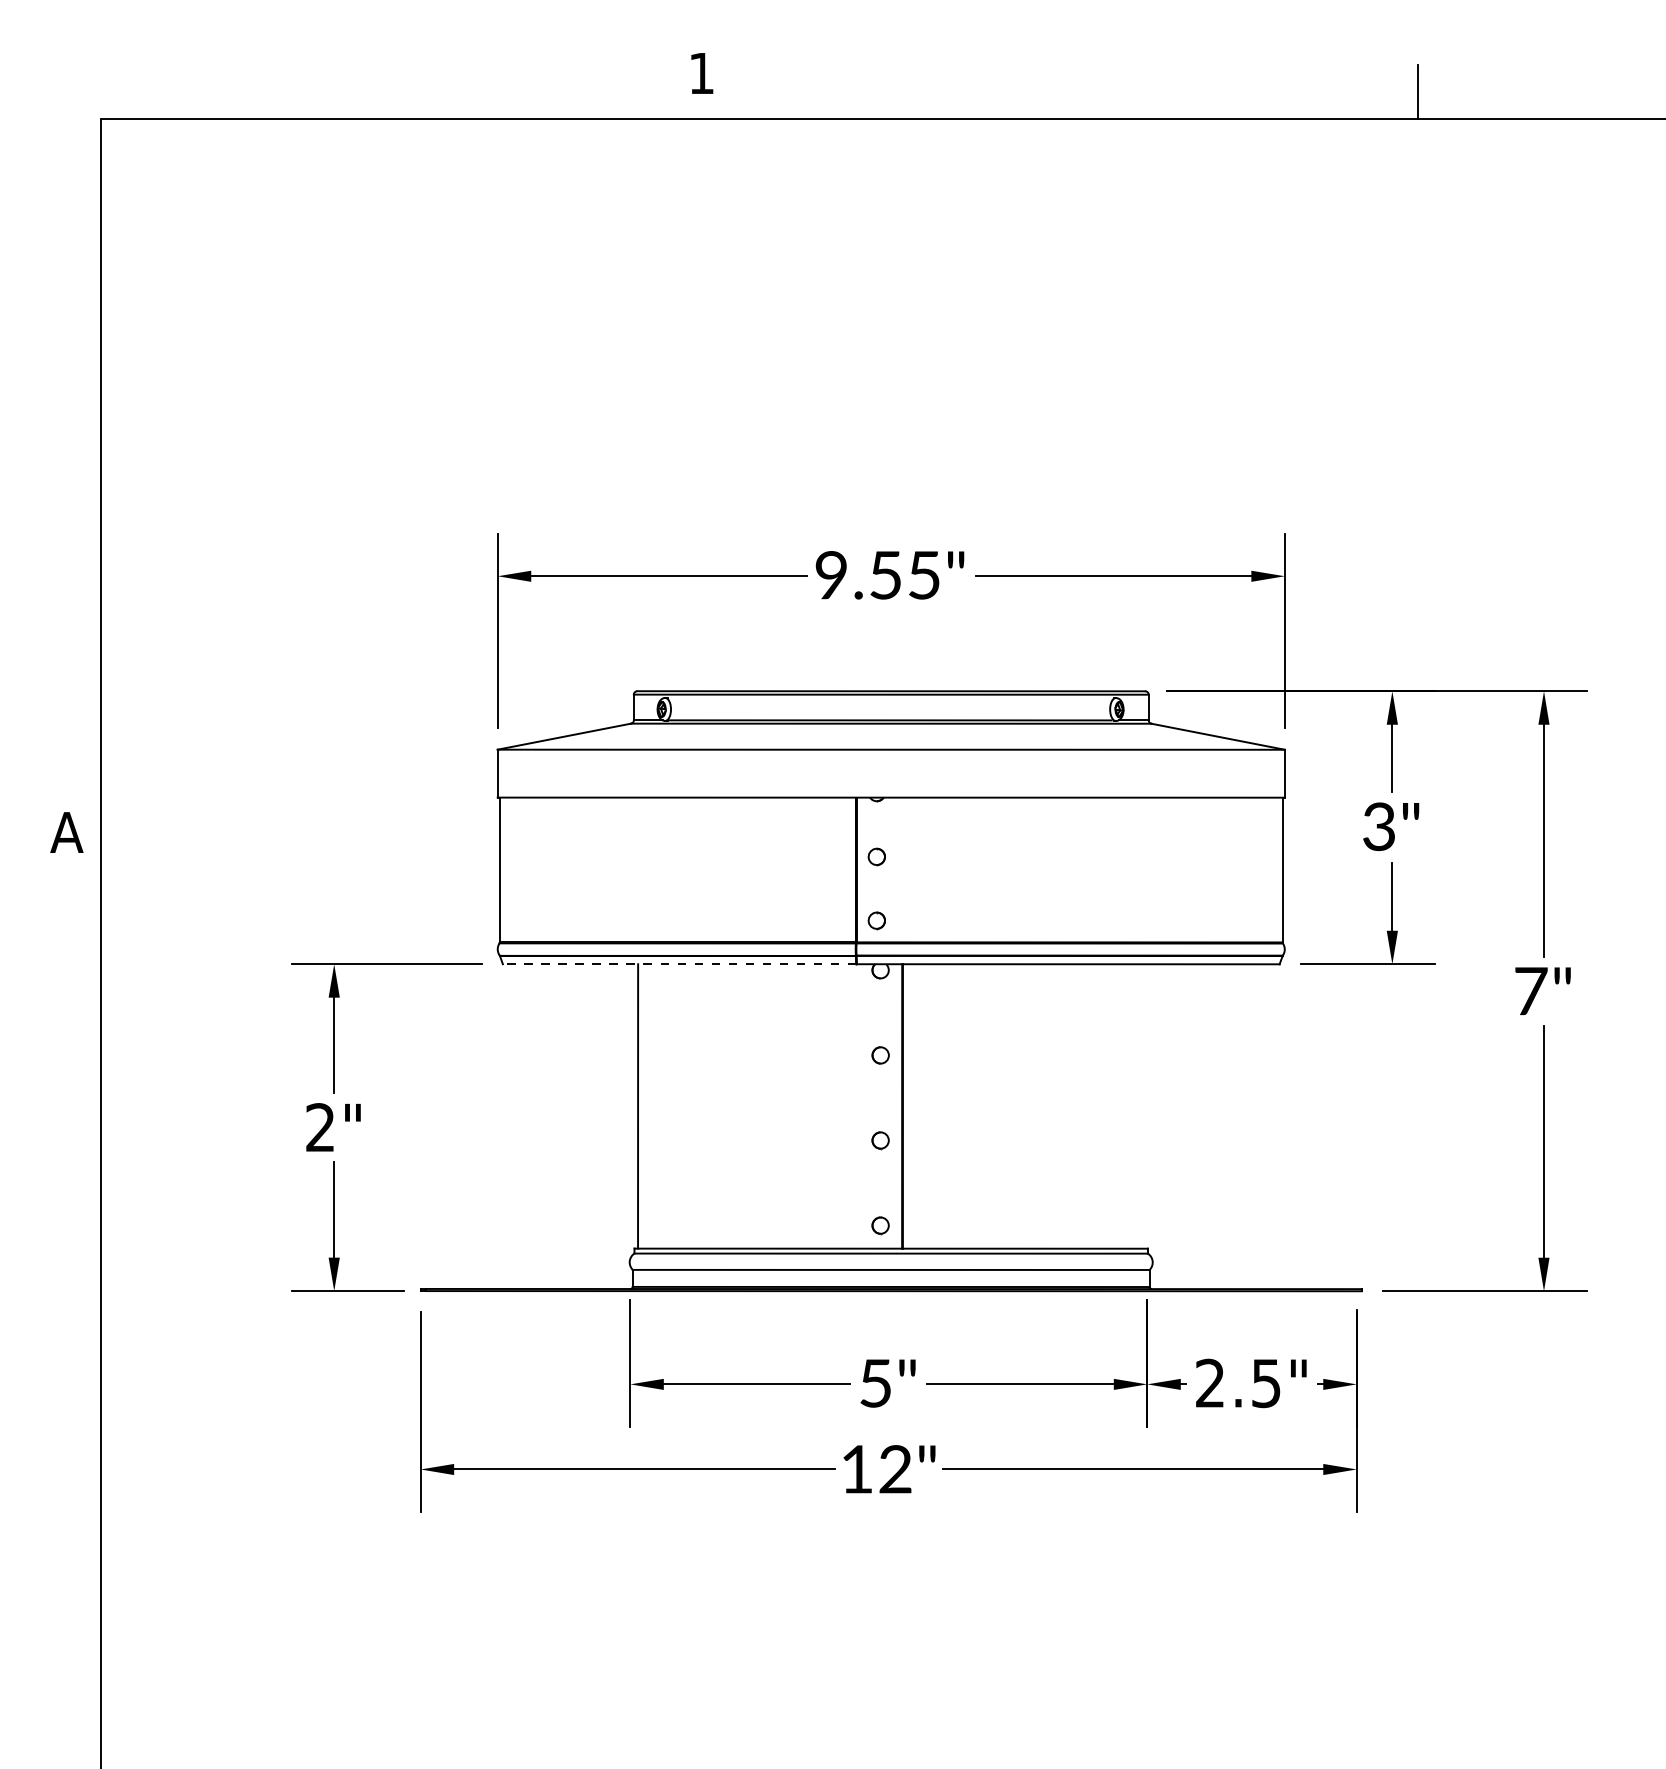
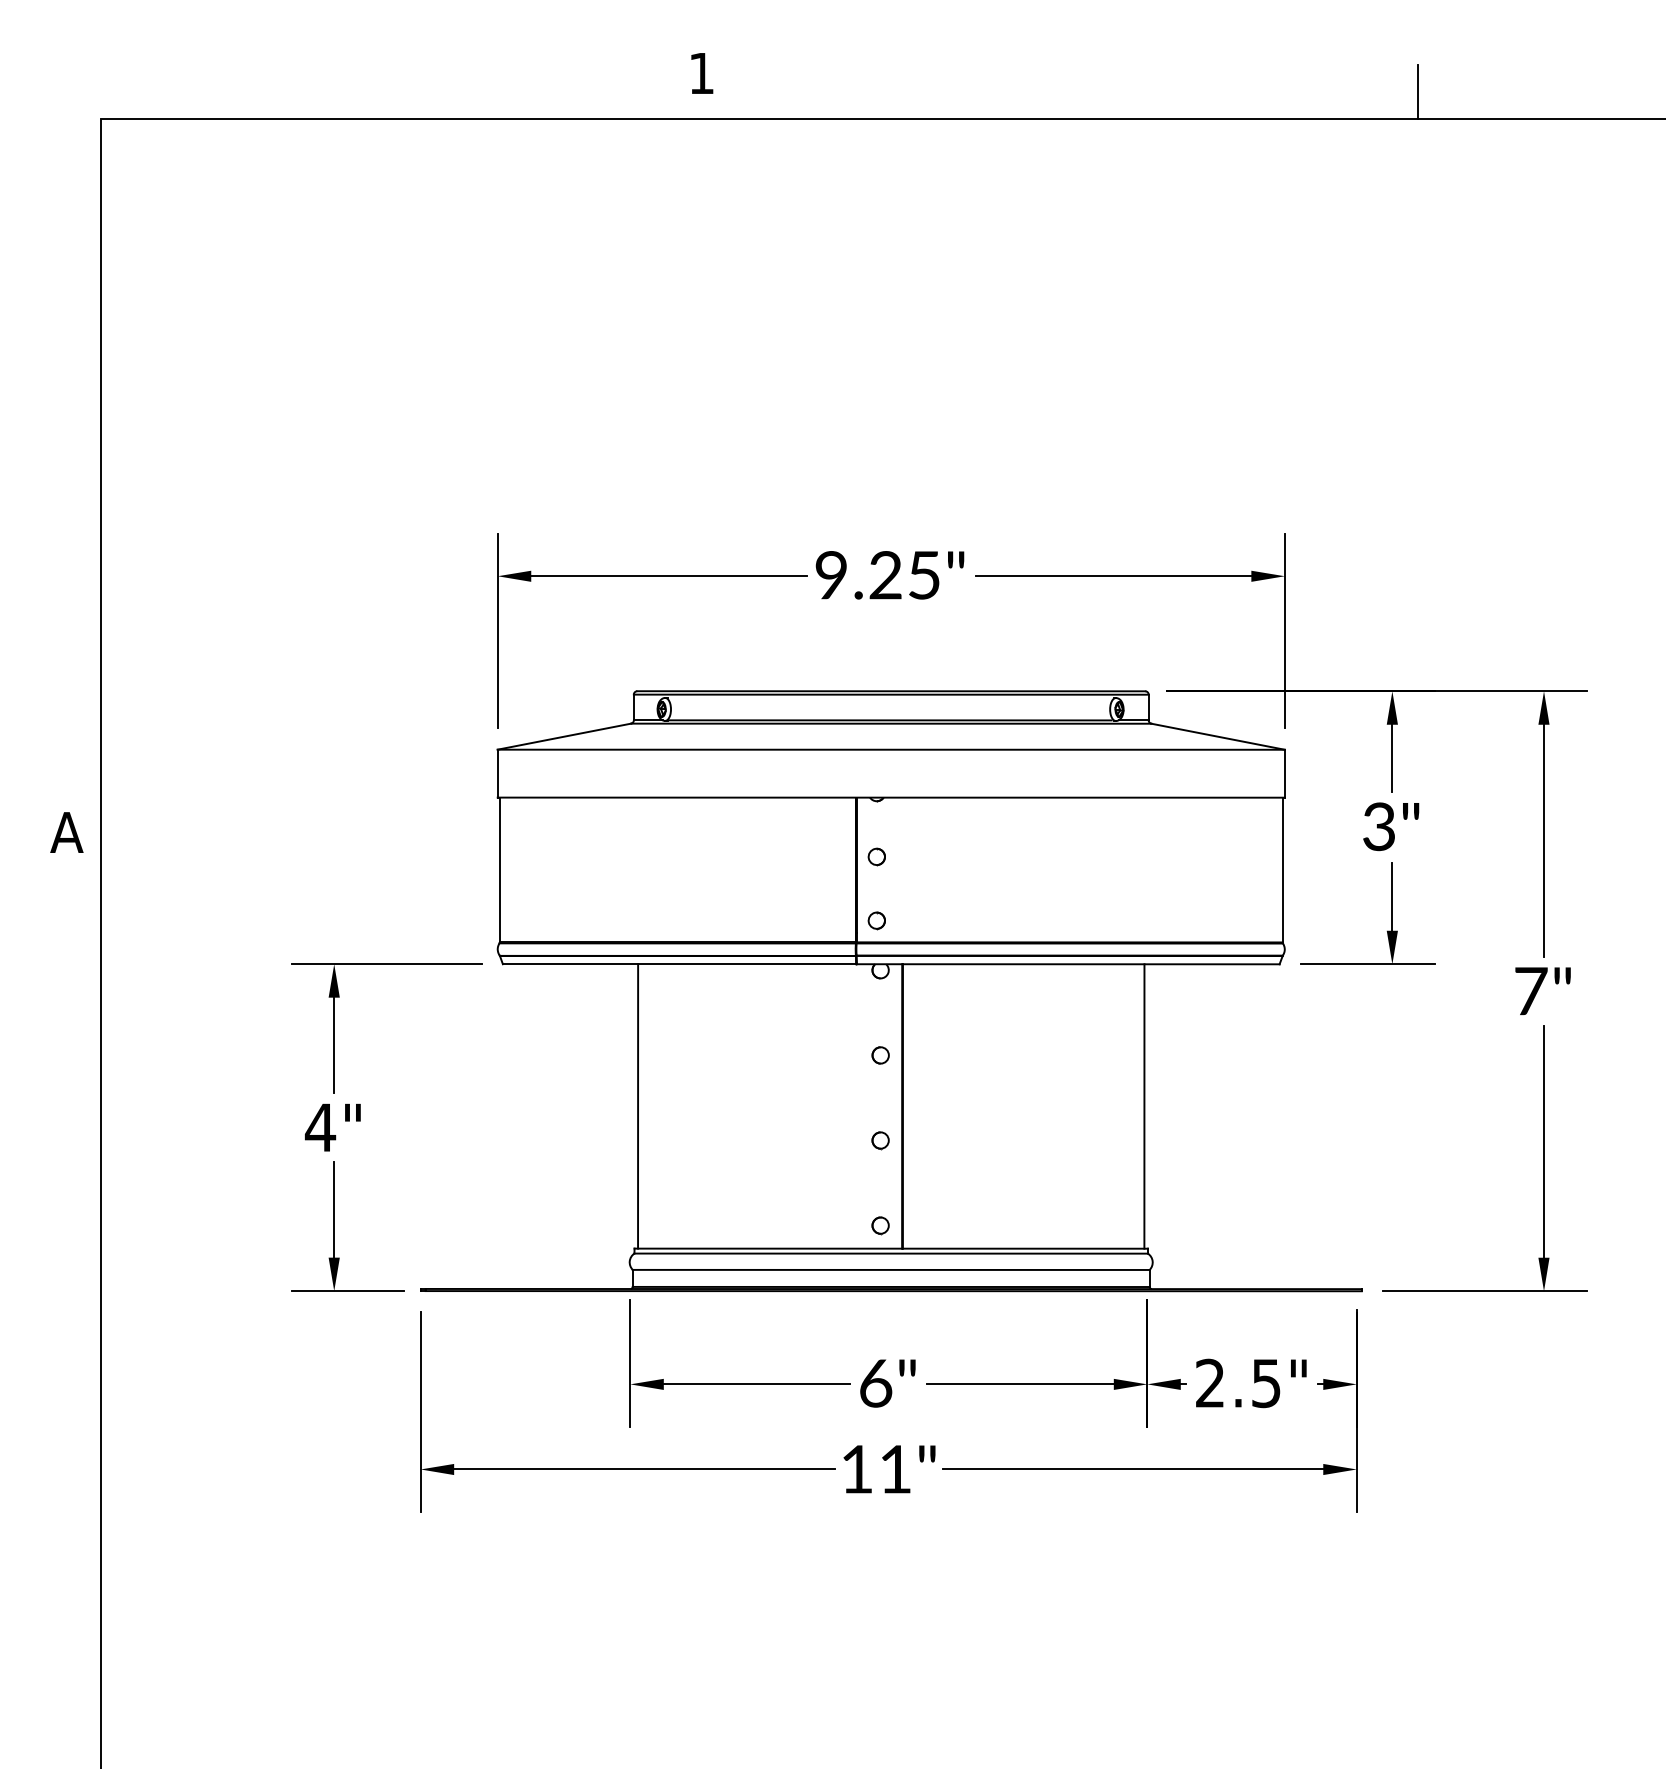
text: 9.55" -> 9.25" (885, 575)
line: dashed -> solid (679, 964)
line: none -> present (1144, 1106)
text: 2" -> 4" (320, 1127)
text: 5" -> 6" (876, 1383)
text: 12" -> 11" (895, 1469)
